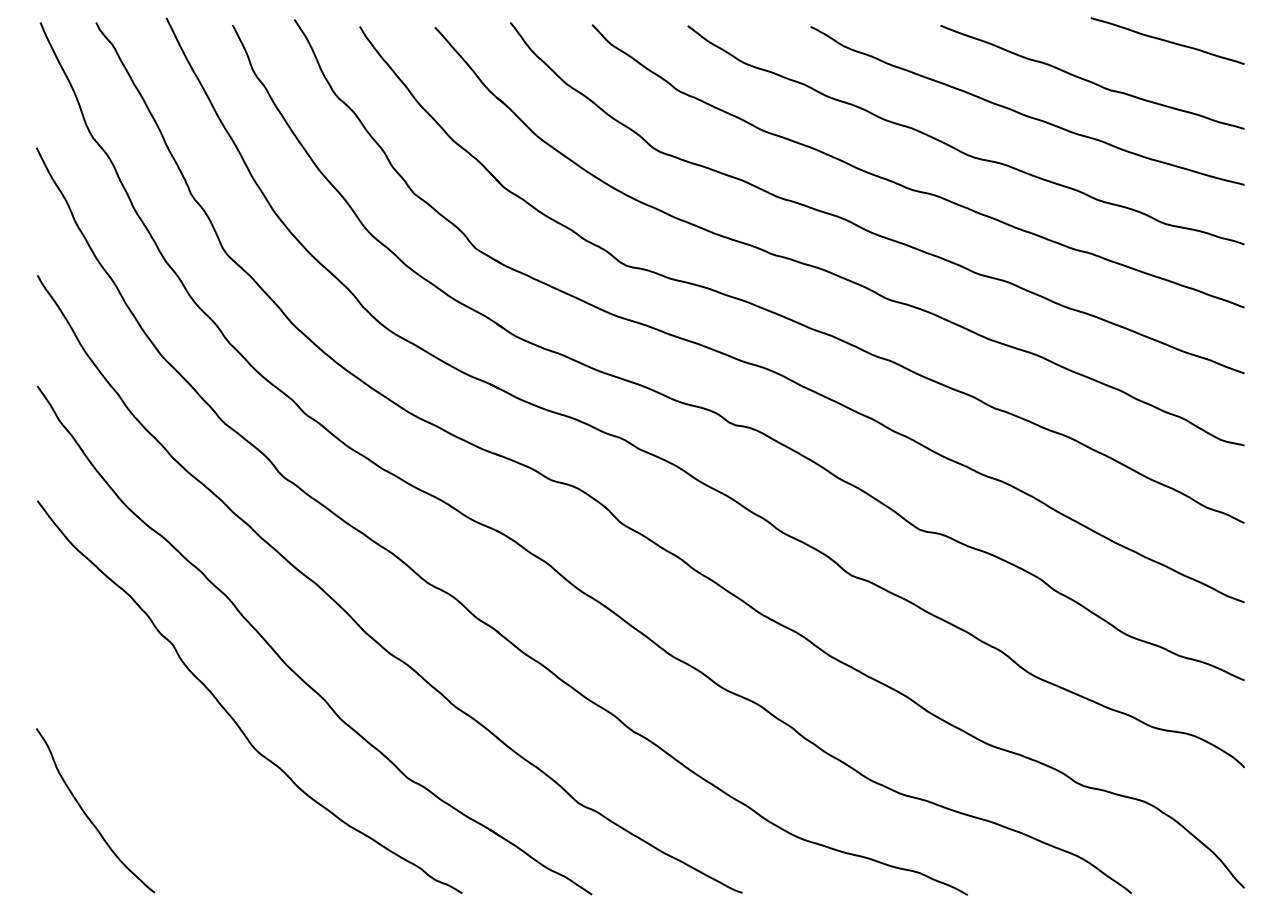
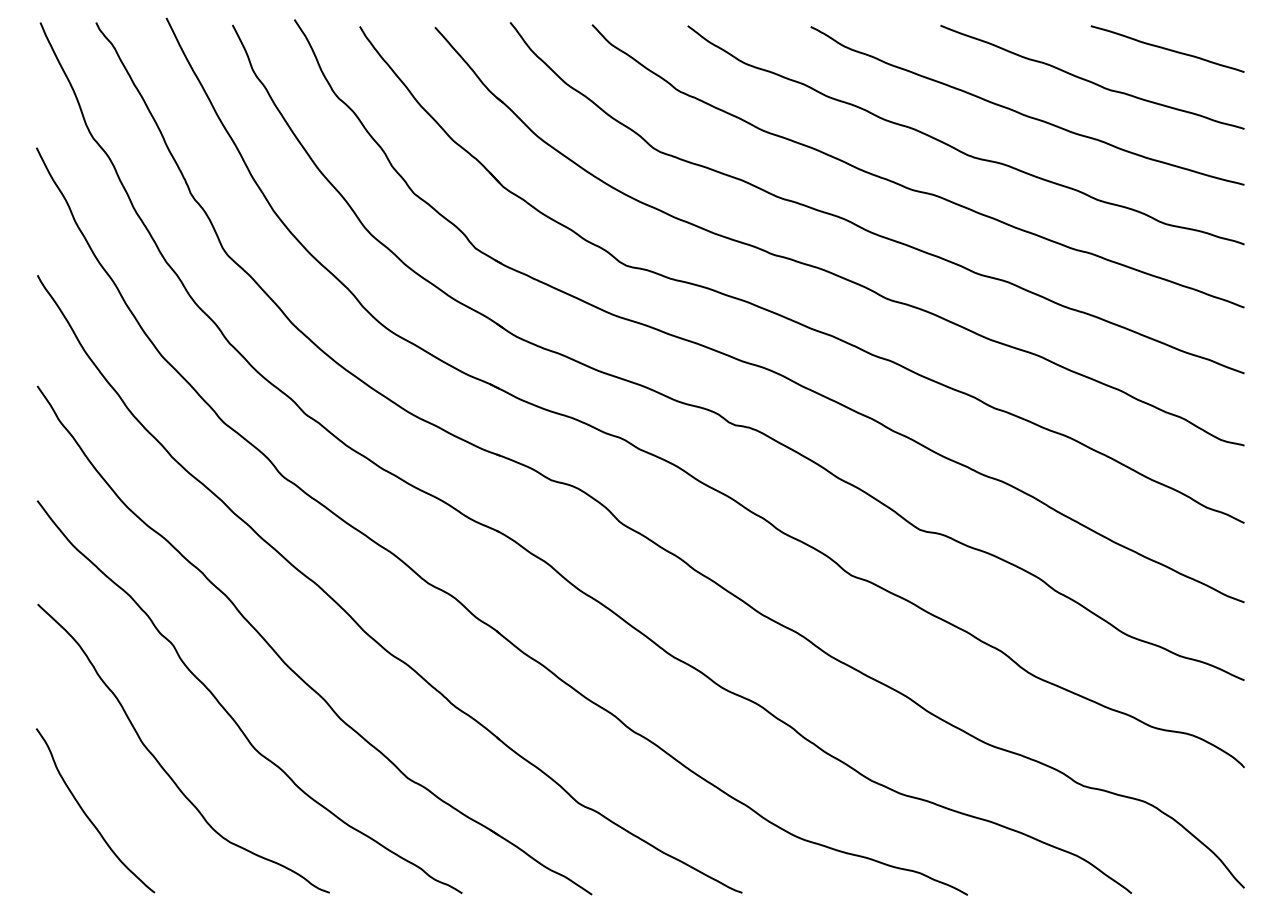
curve position: (1167, 40) -> (1167, 48) (1167, 48)
curve: none -> present (161, 764)
